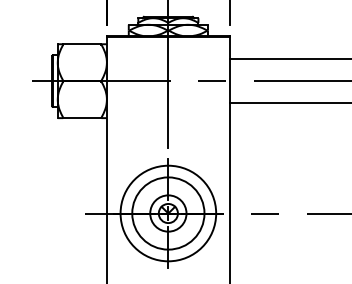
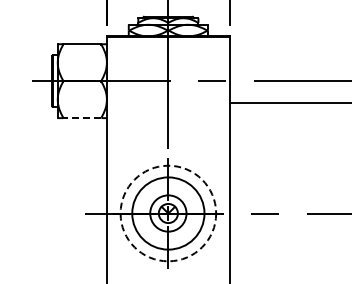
line: present -> none (288, 59)
line: solid -> dashed (81, 118)
circle: solid -> dashed (168, 213)
